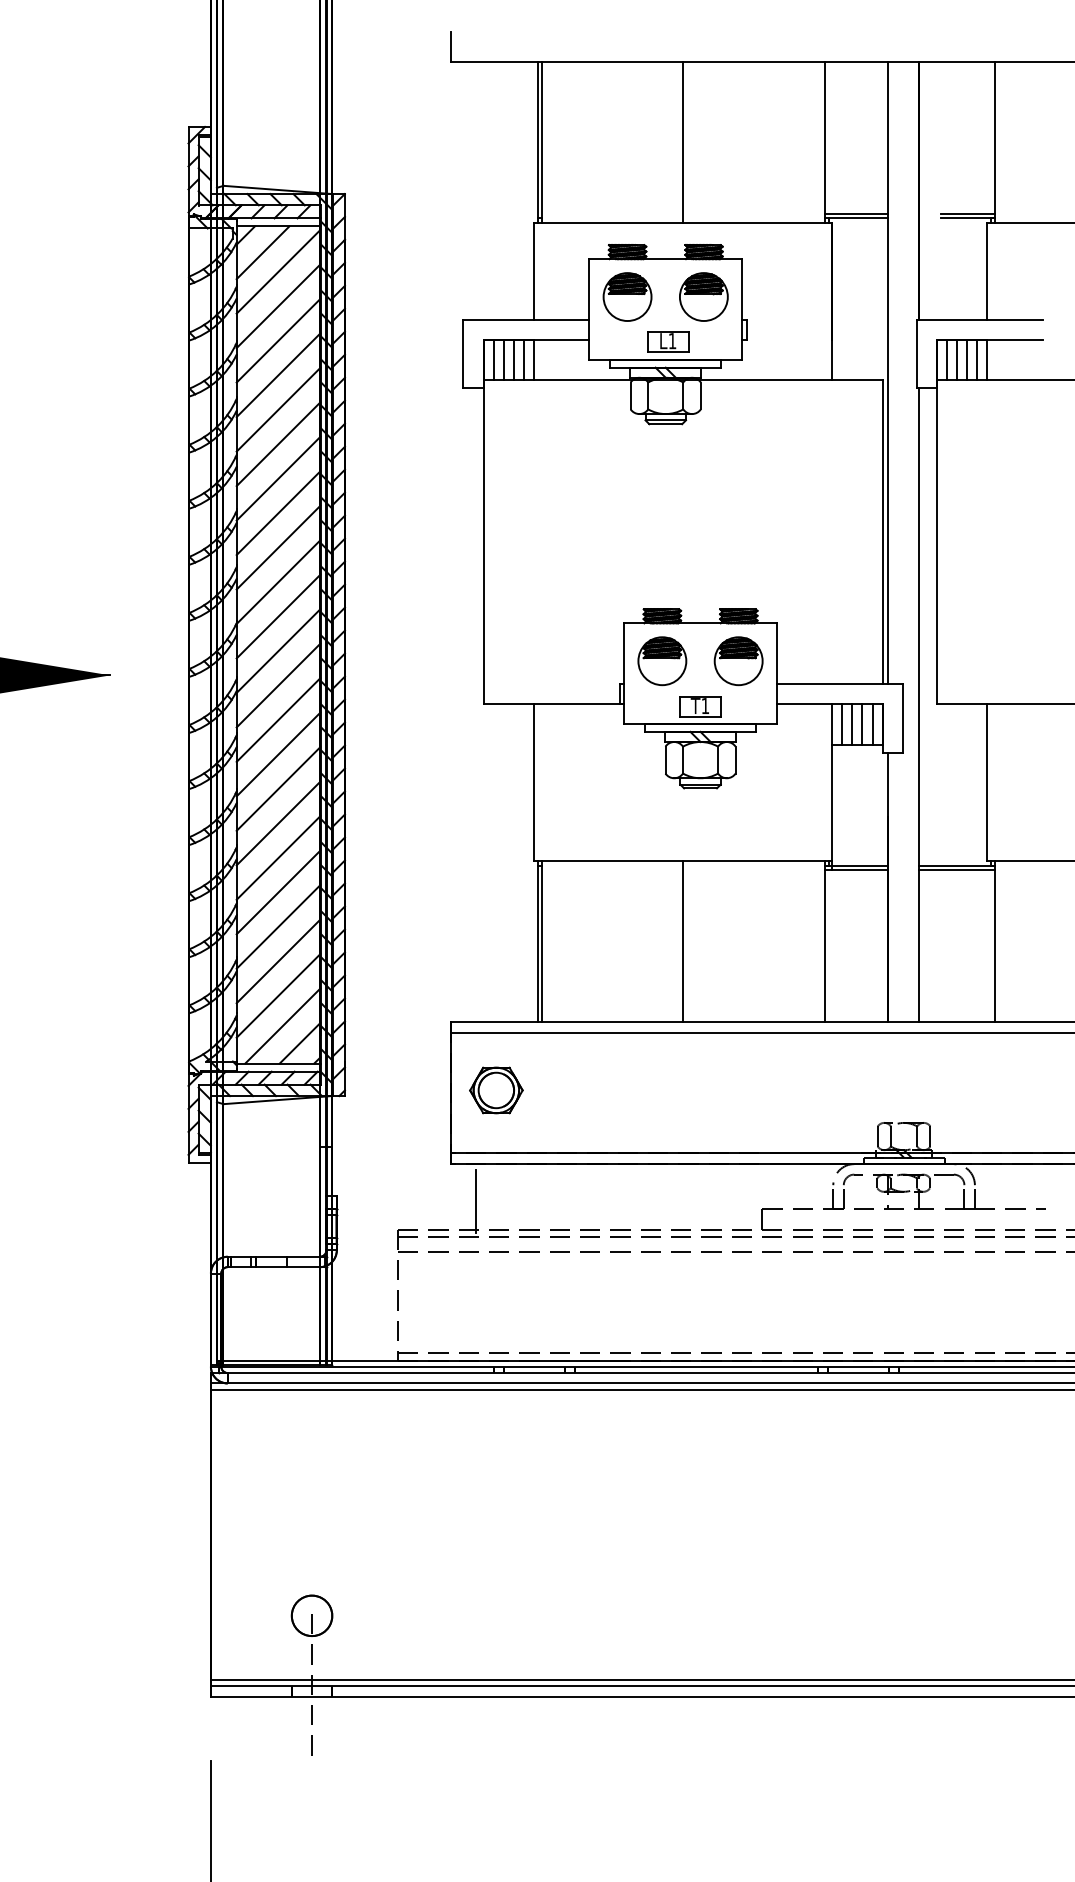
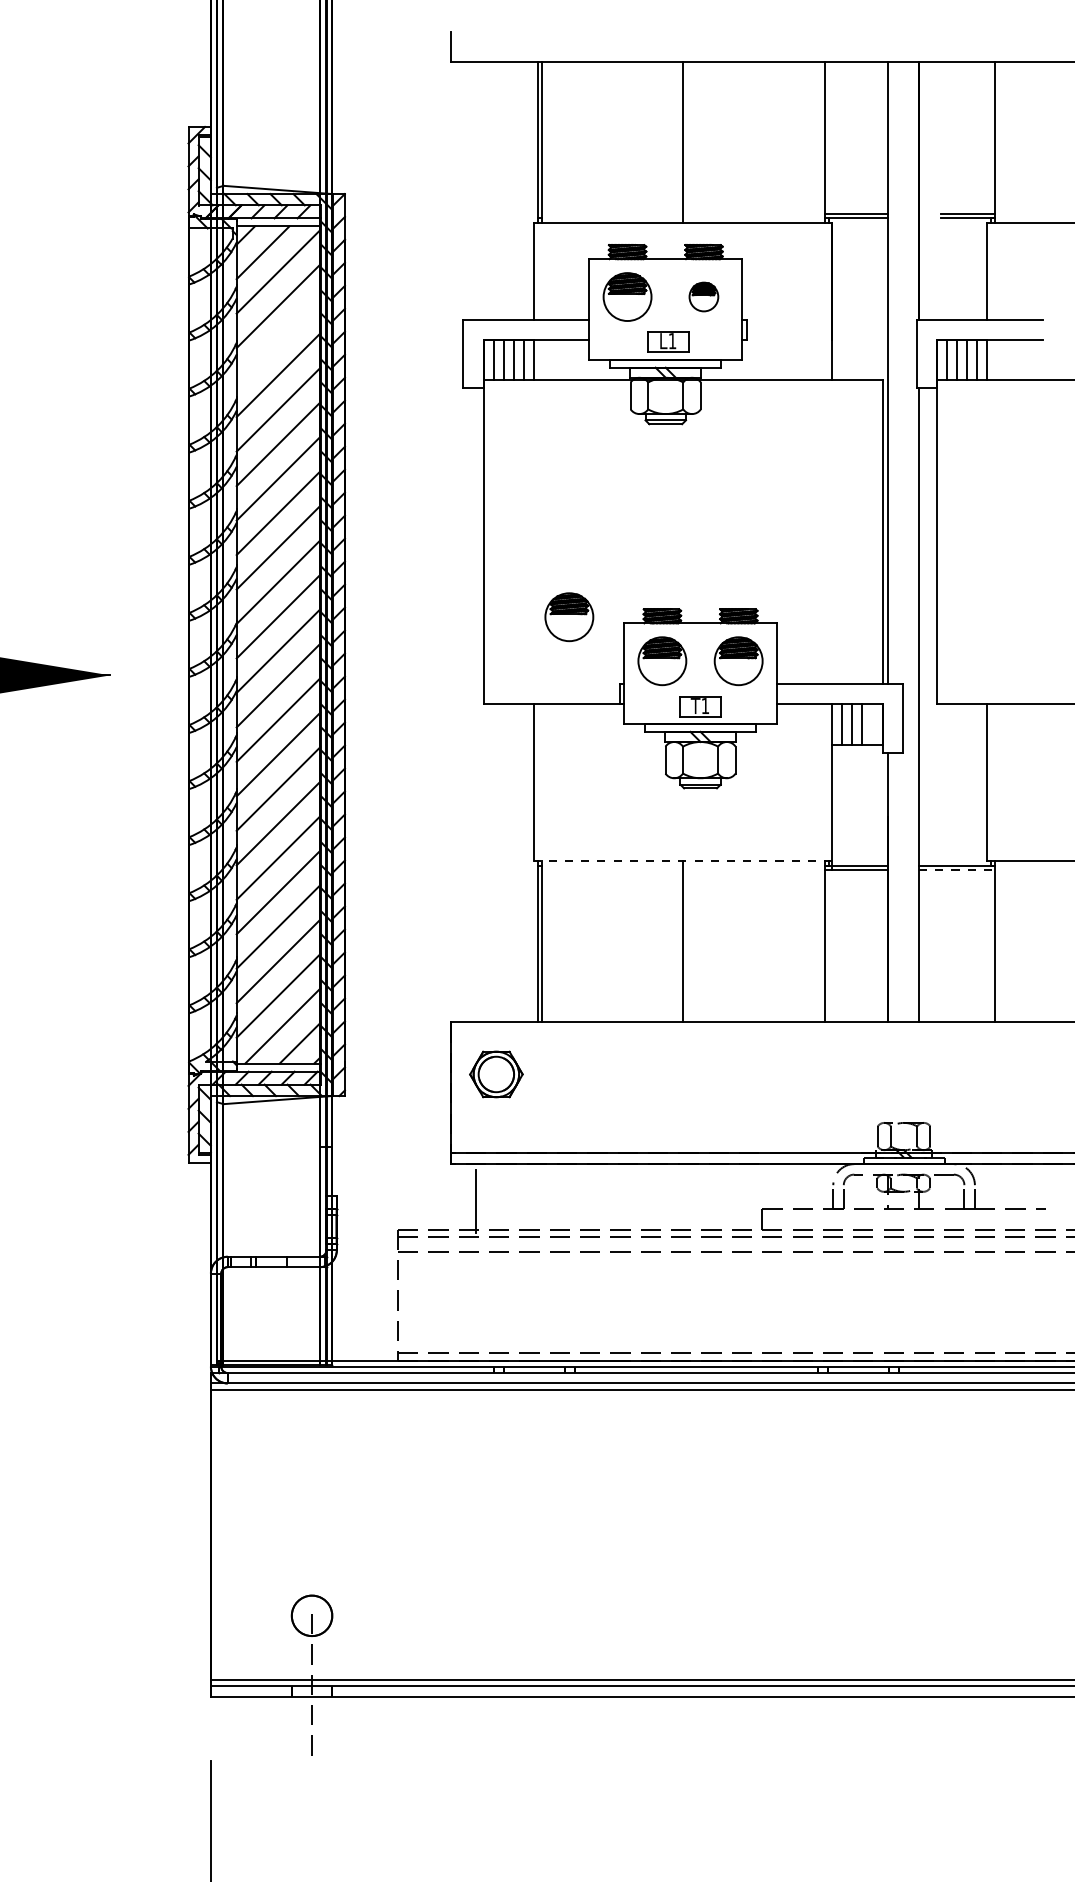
part size: 50x50 px -> 32x32 px (703, 296)
line: present -> none (278, 340)
part: none -> present (569, 617)
line: present -> none (872, 724)
line: solid -> dashed (683, 861)
line: solid -> dashed (956, 870)
line: present -> none (761, 1033)
part position: (496, 1090) -> (496, 1074) (496, 1074)
